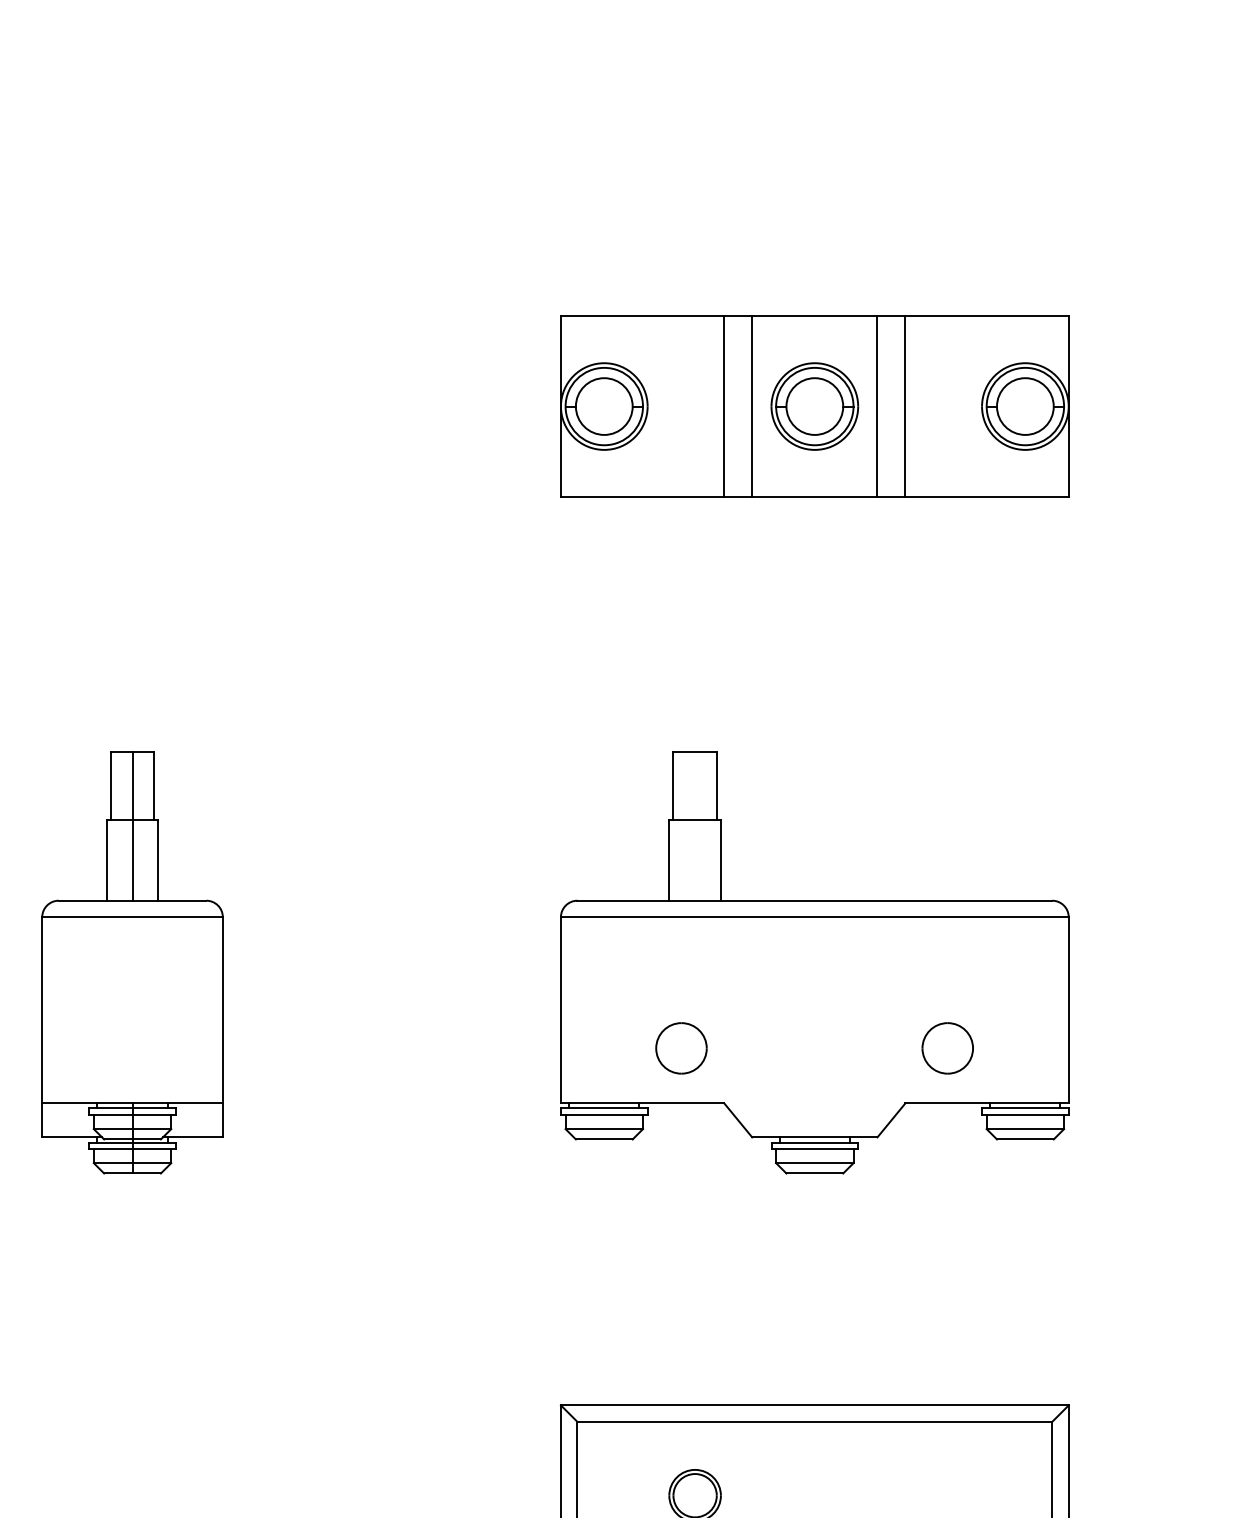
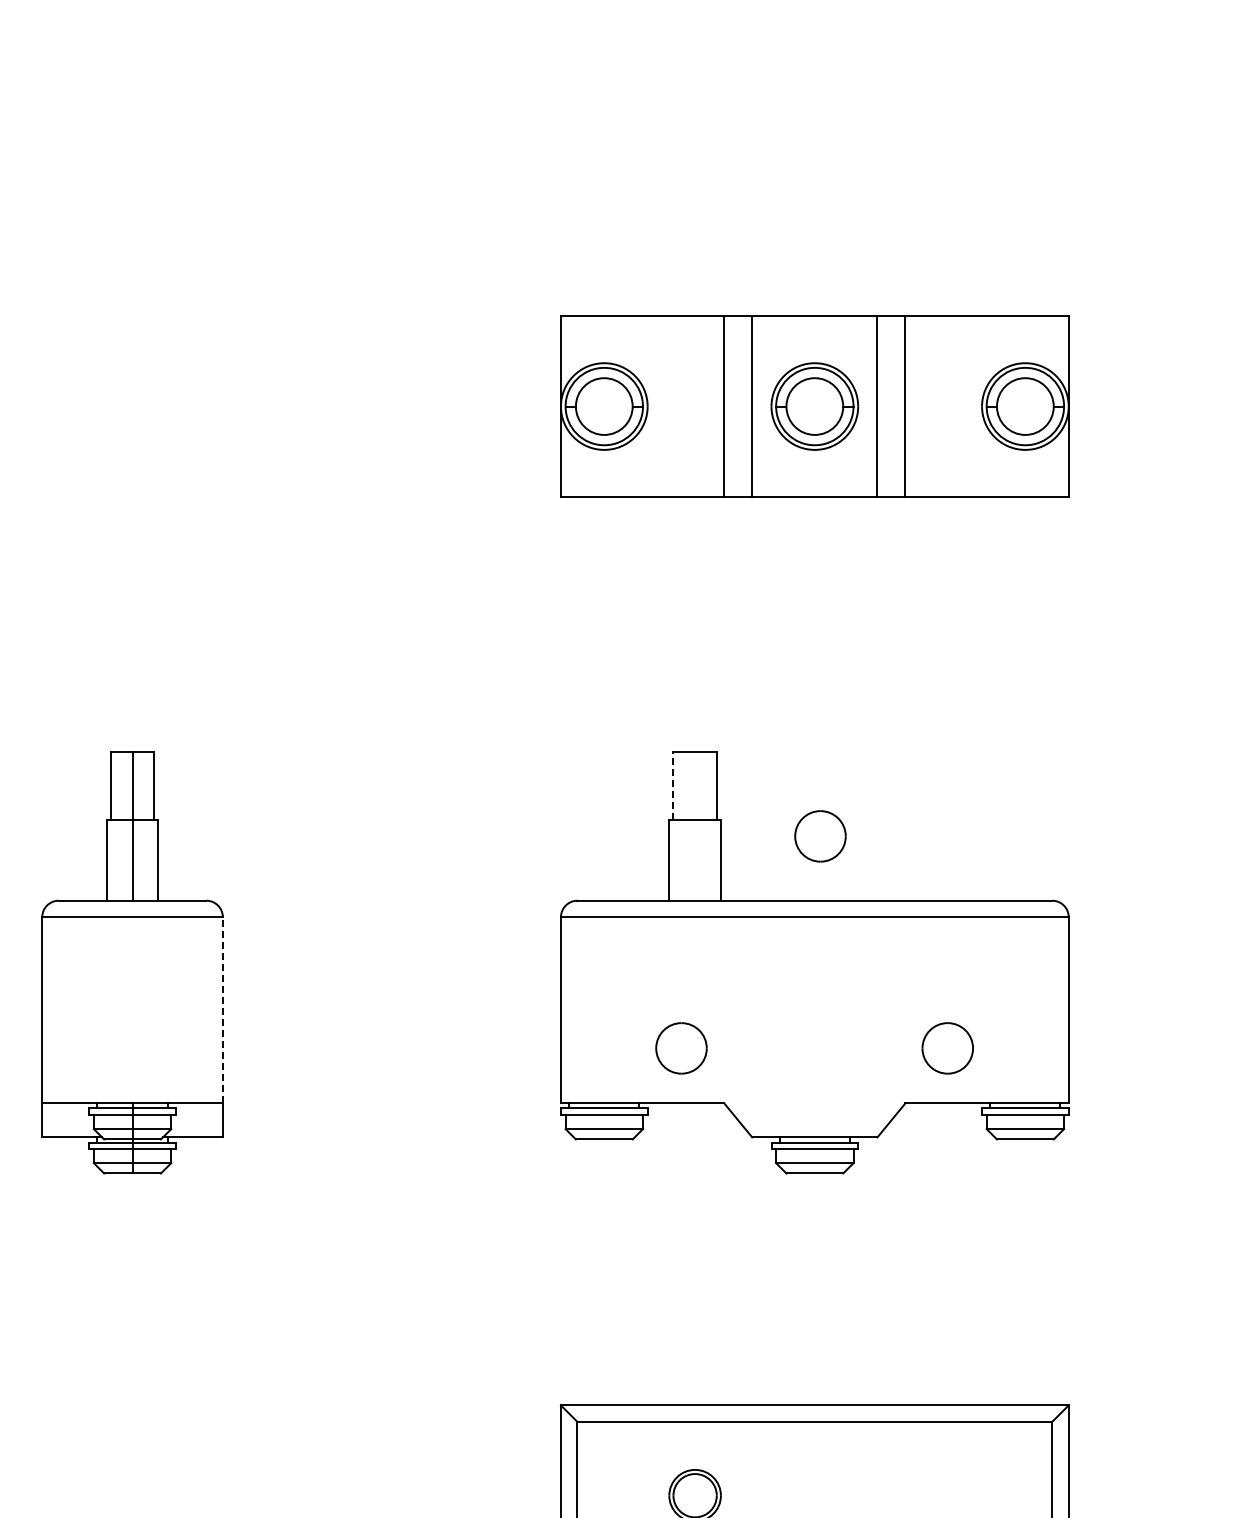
line: solid -> dashed (673, 785)
part: none -> present (820, 836)
line: solid -> dashed (222, 1009)
